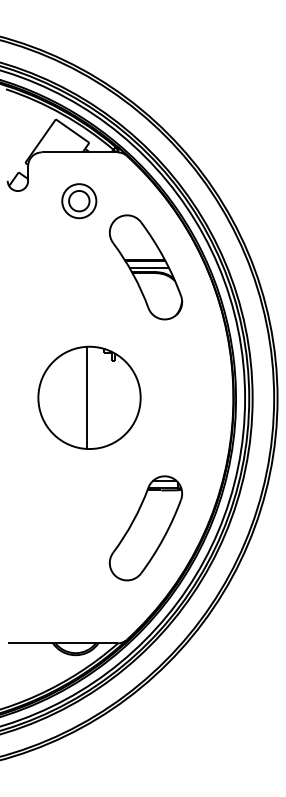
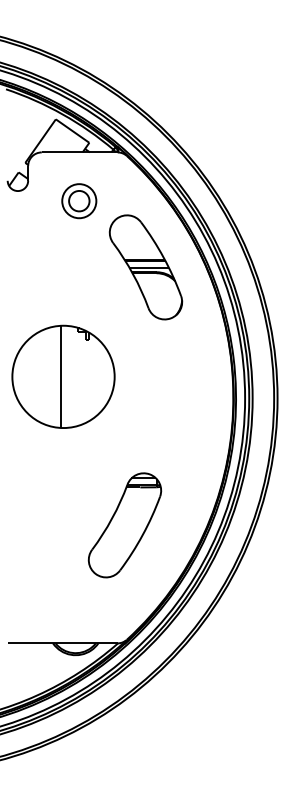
part position: (89, 397) -> (63, 376) (63, 376)
part position: (145, 528) -> (124, 525) (124, 525)
